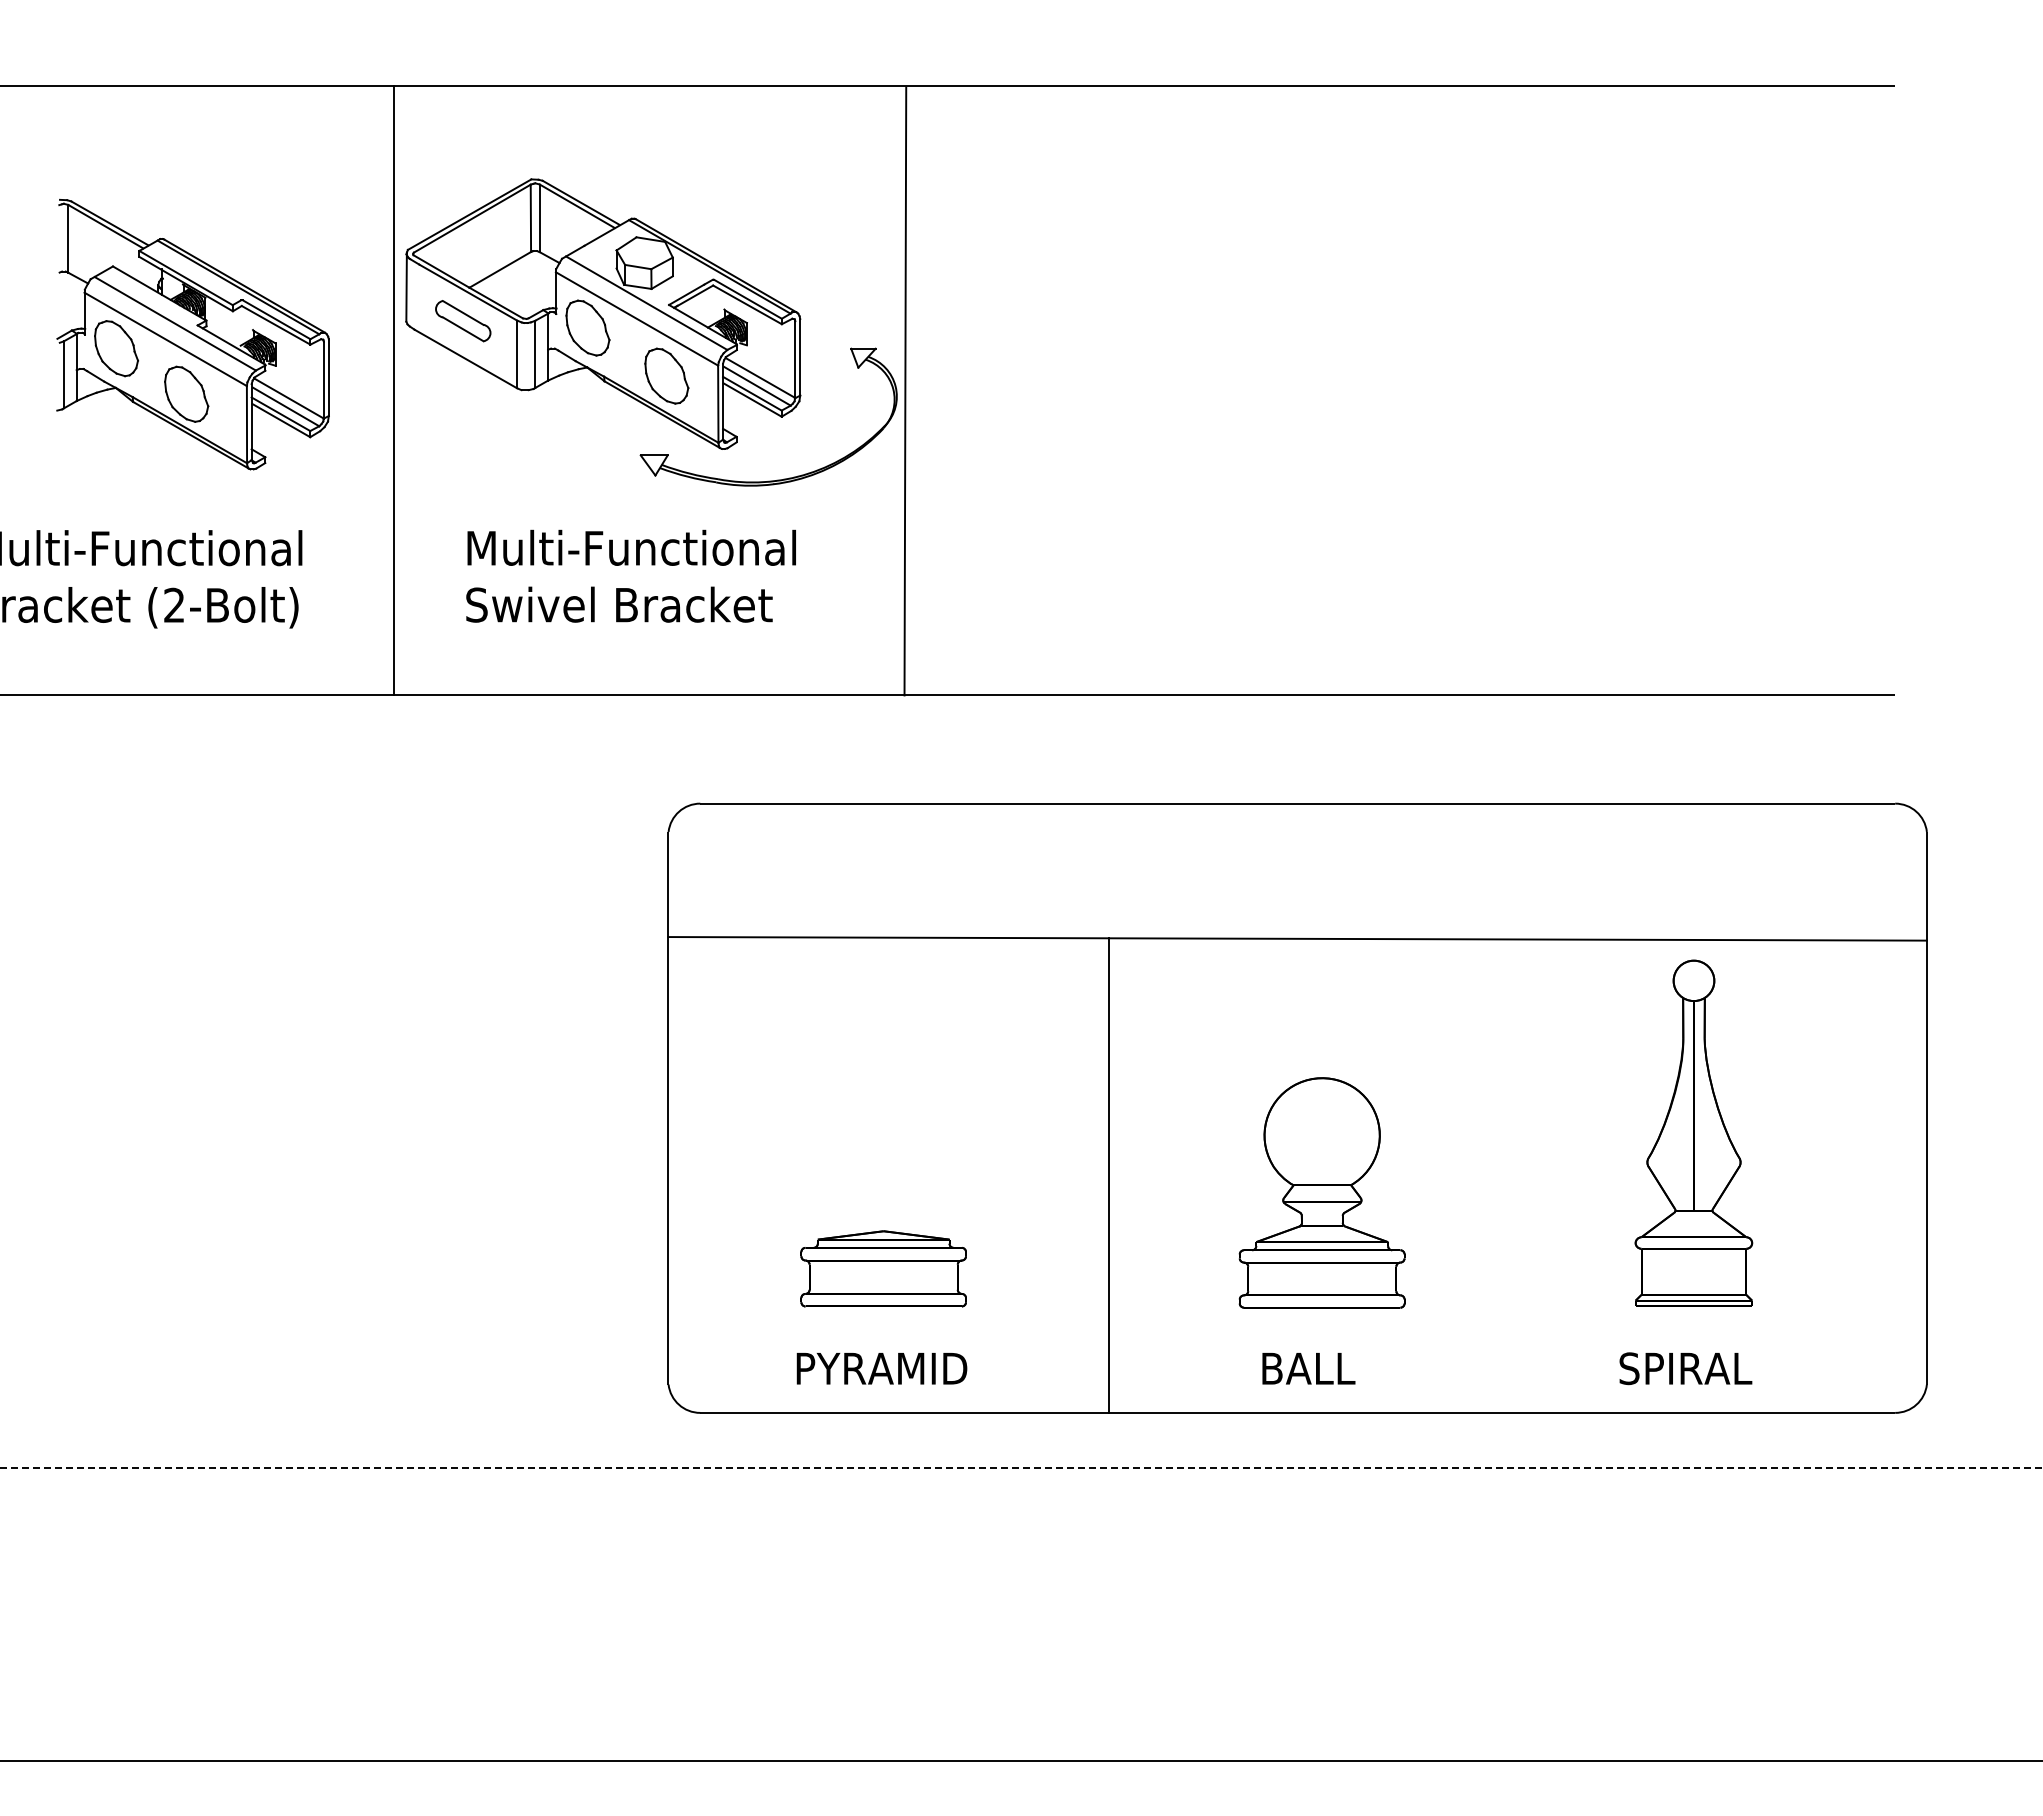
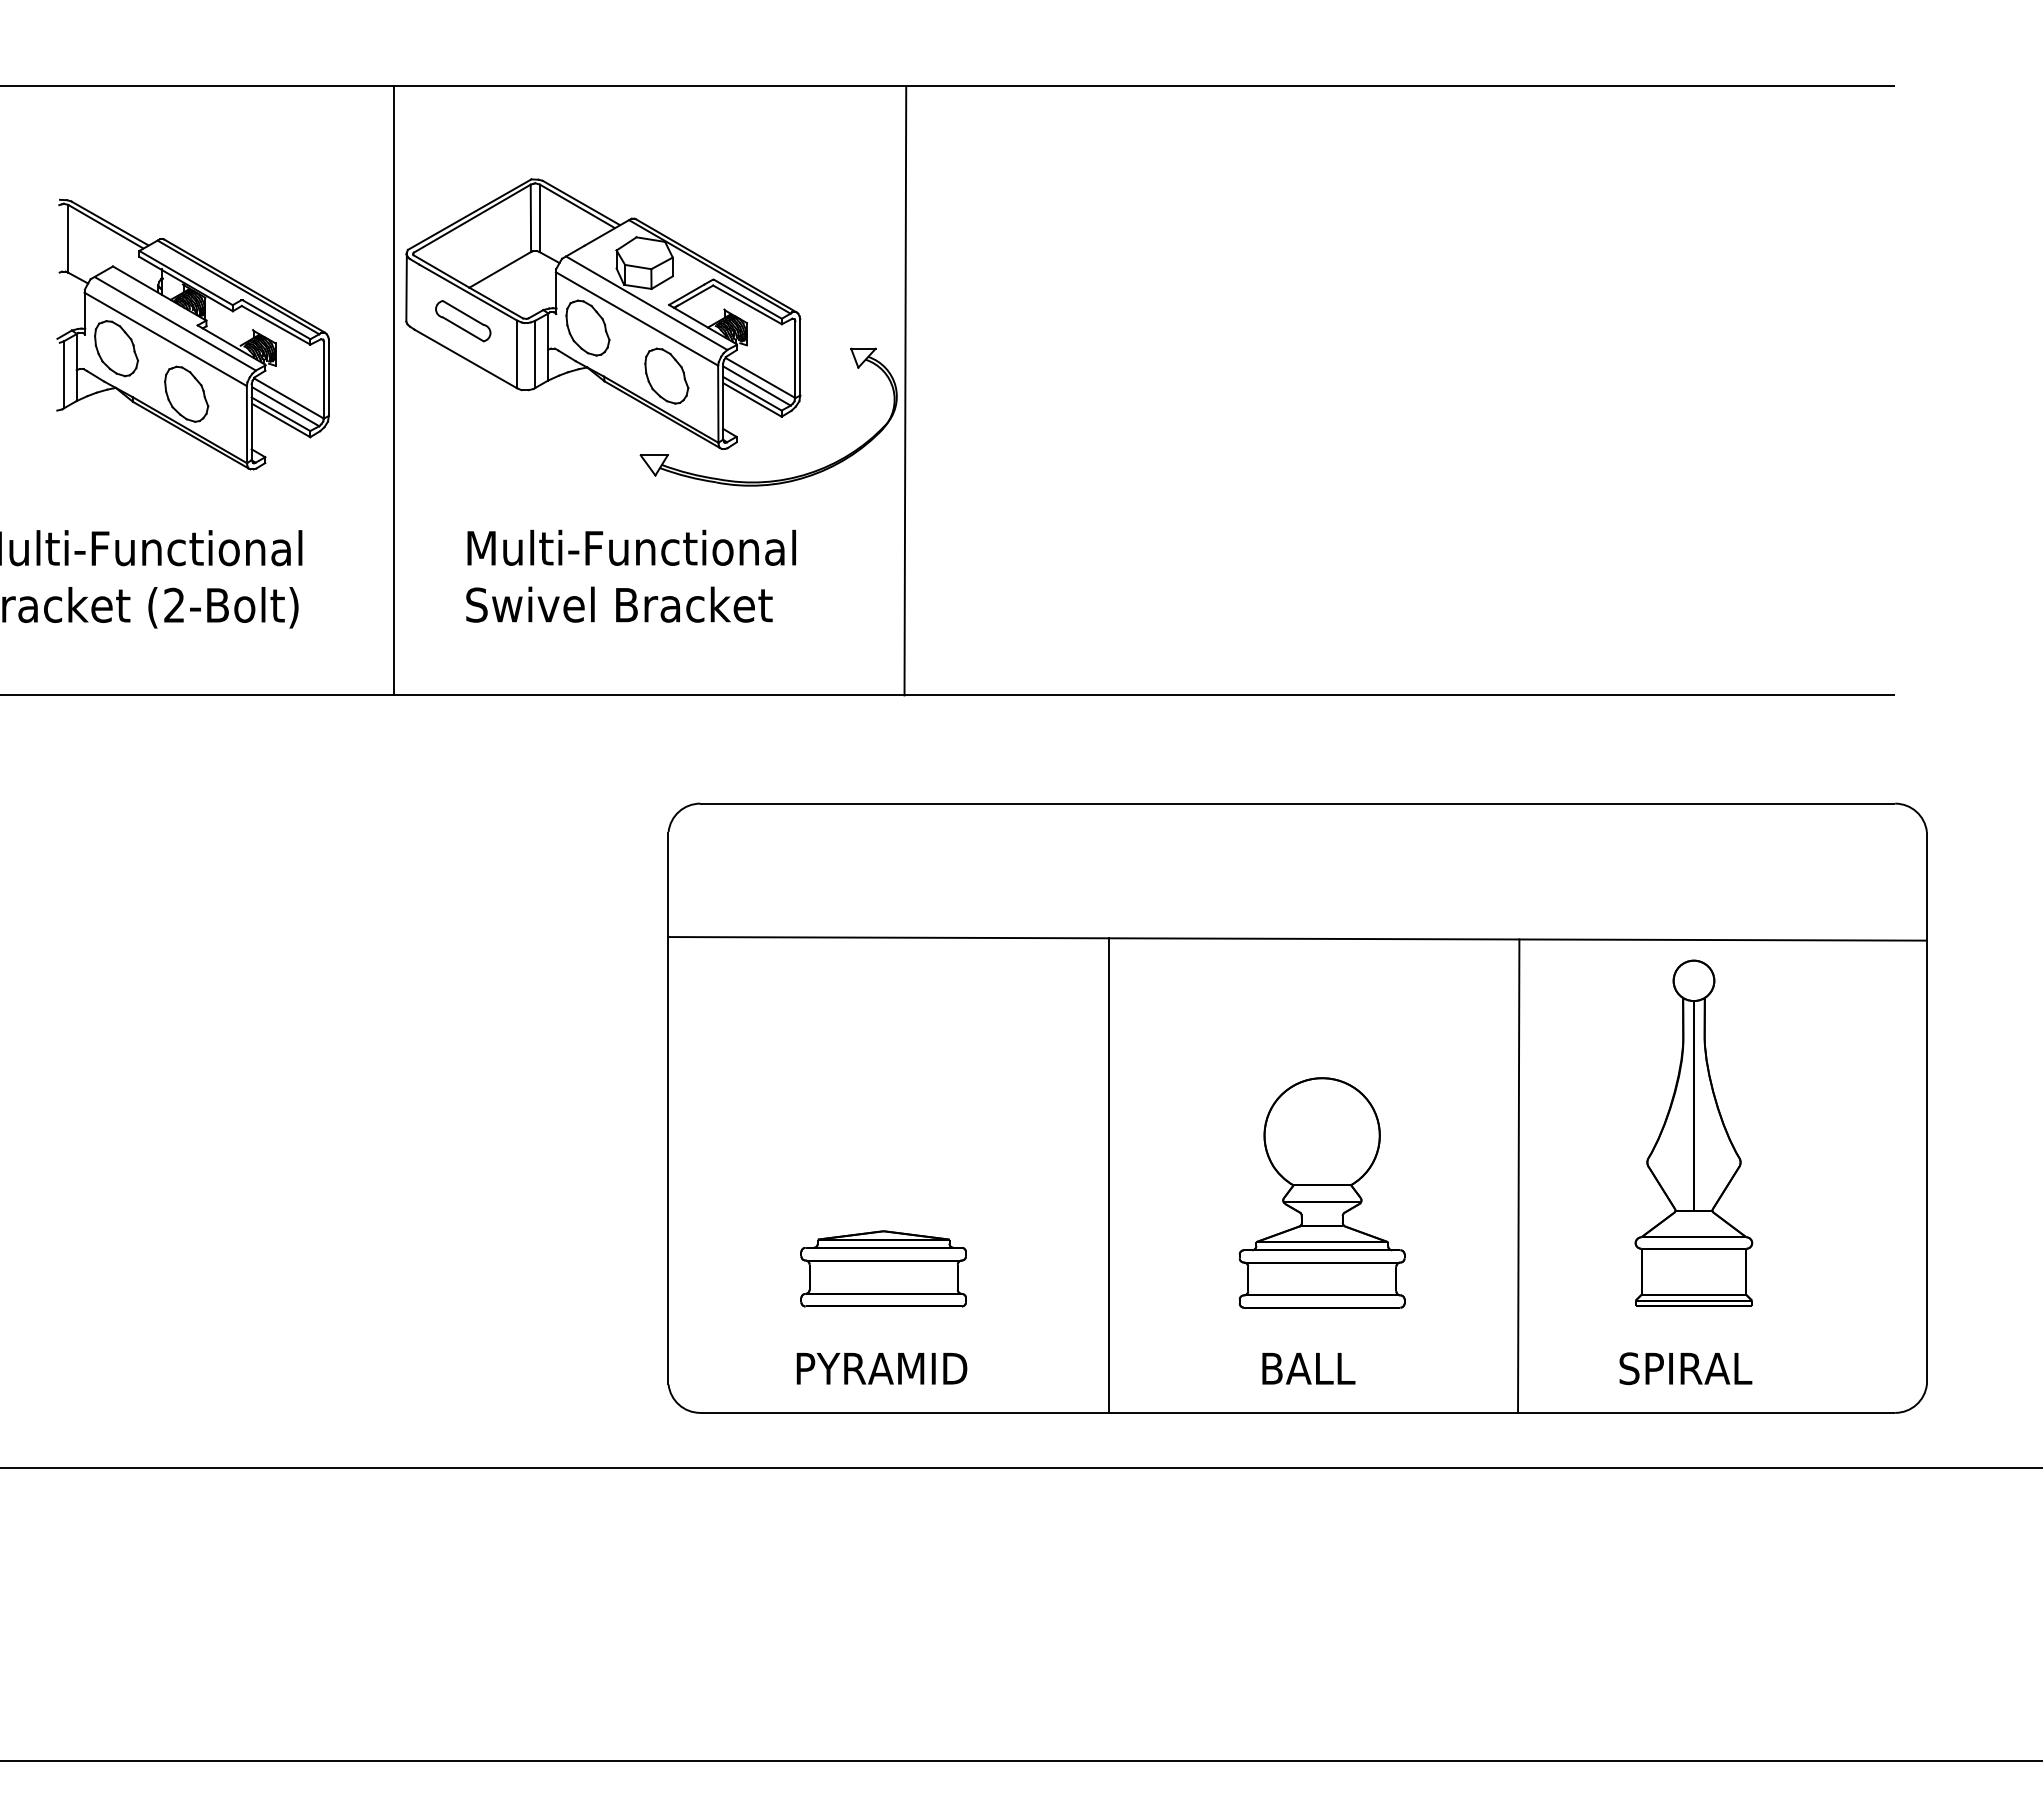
line: none -> present (1518, 1175)
line: dashed -> solid (1020, 1468)
